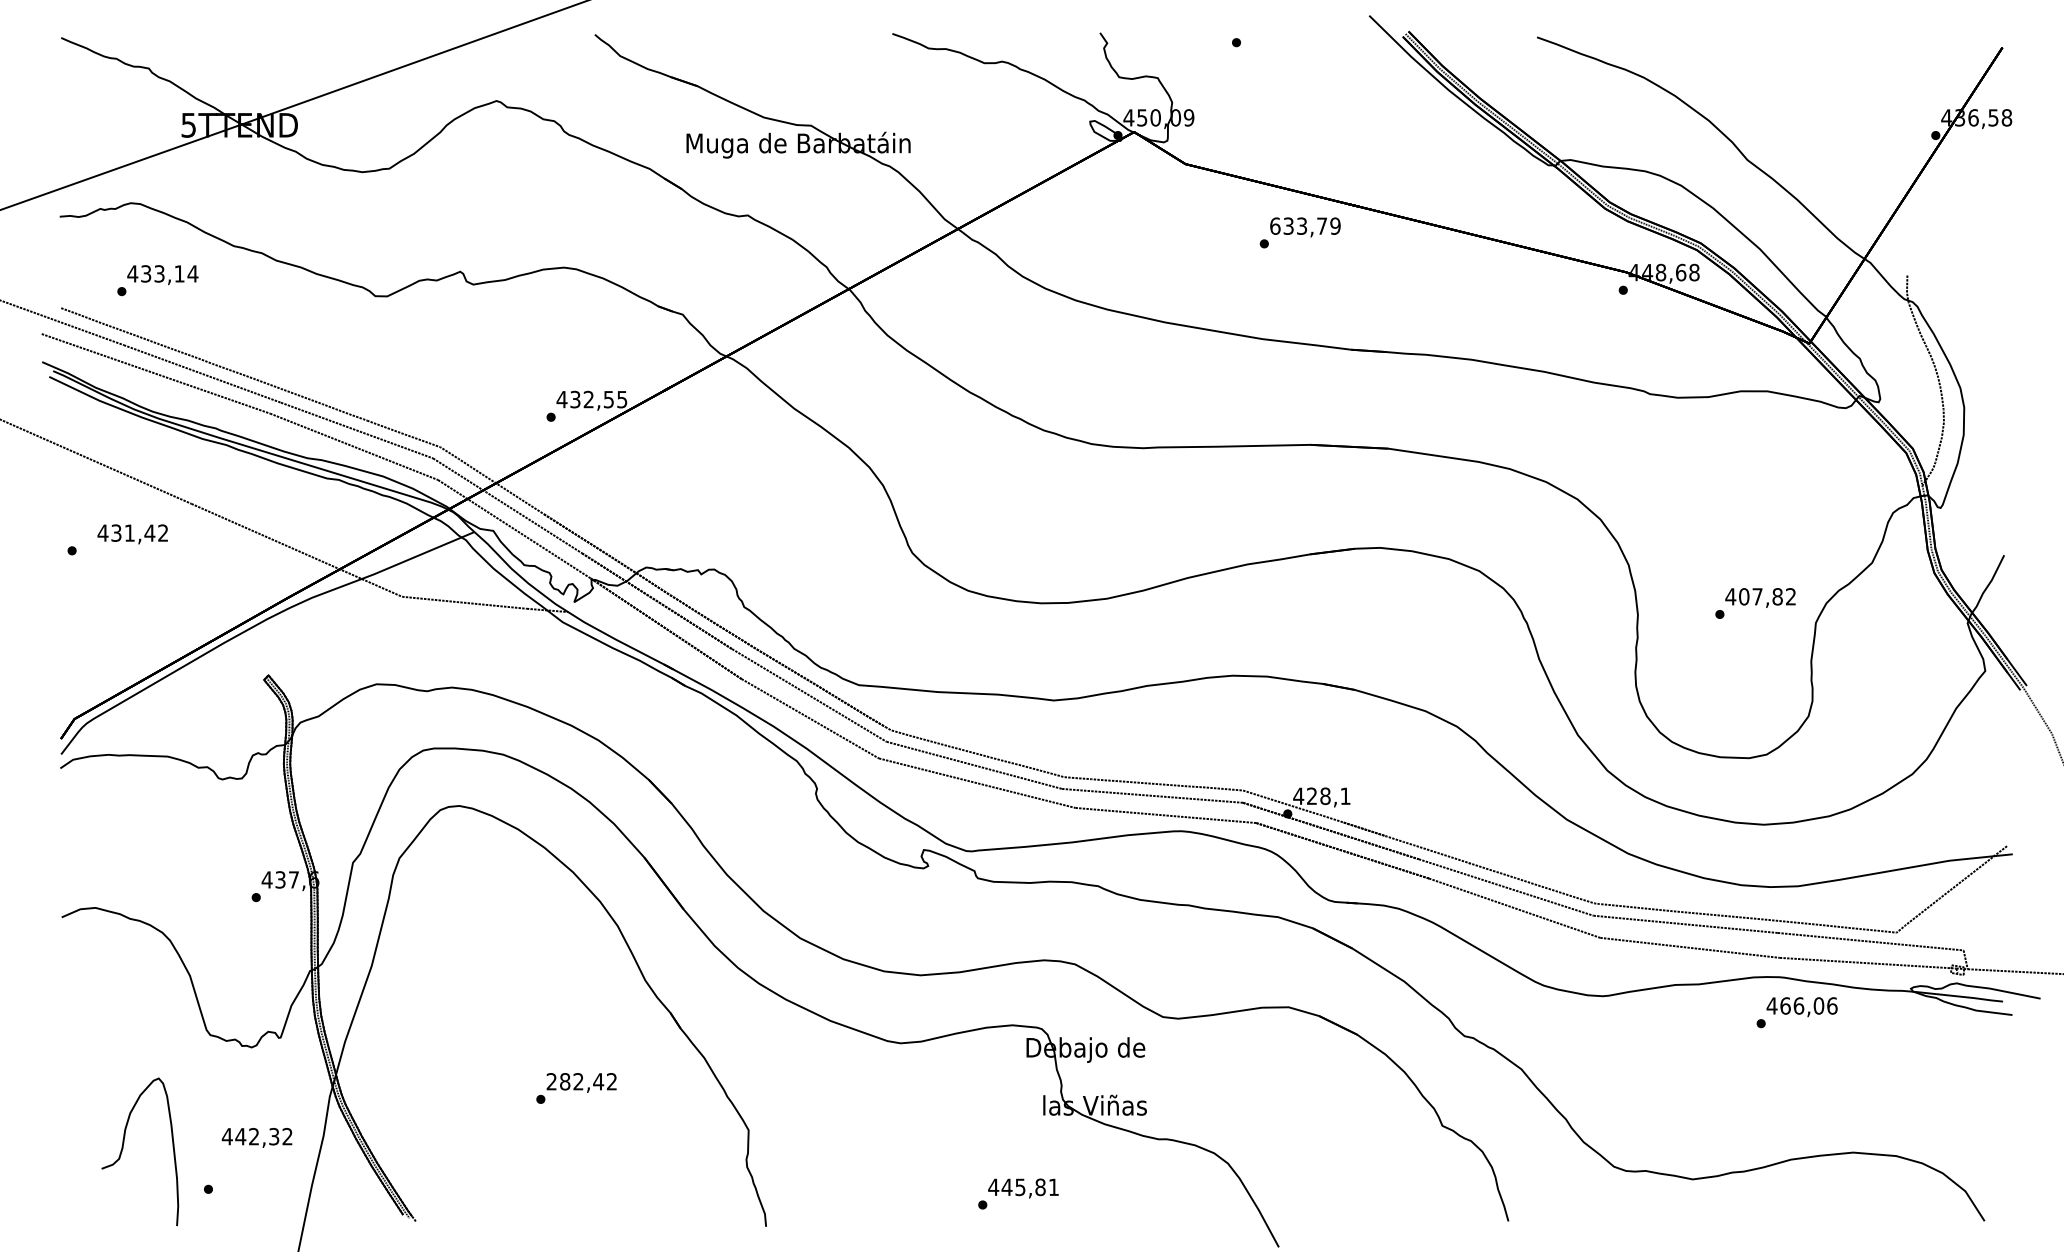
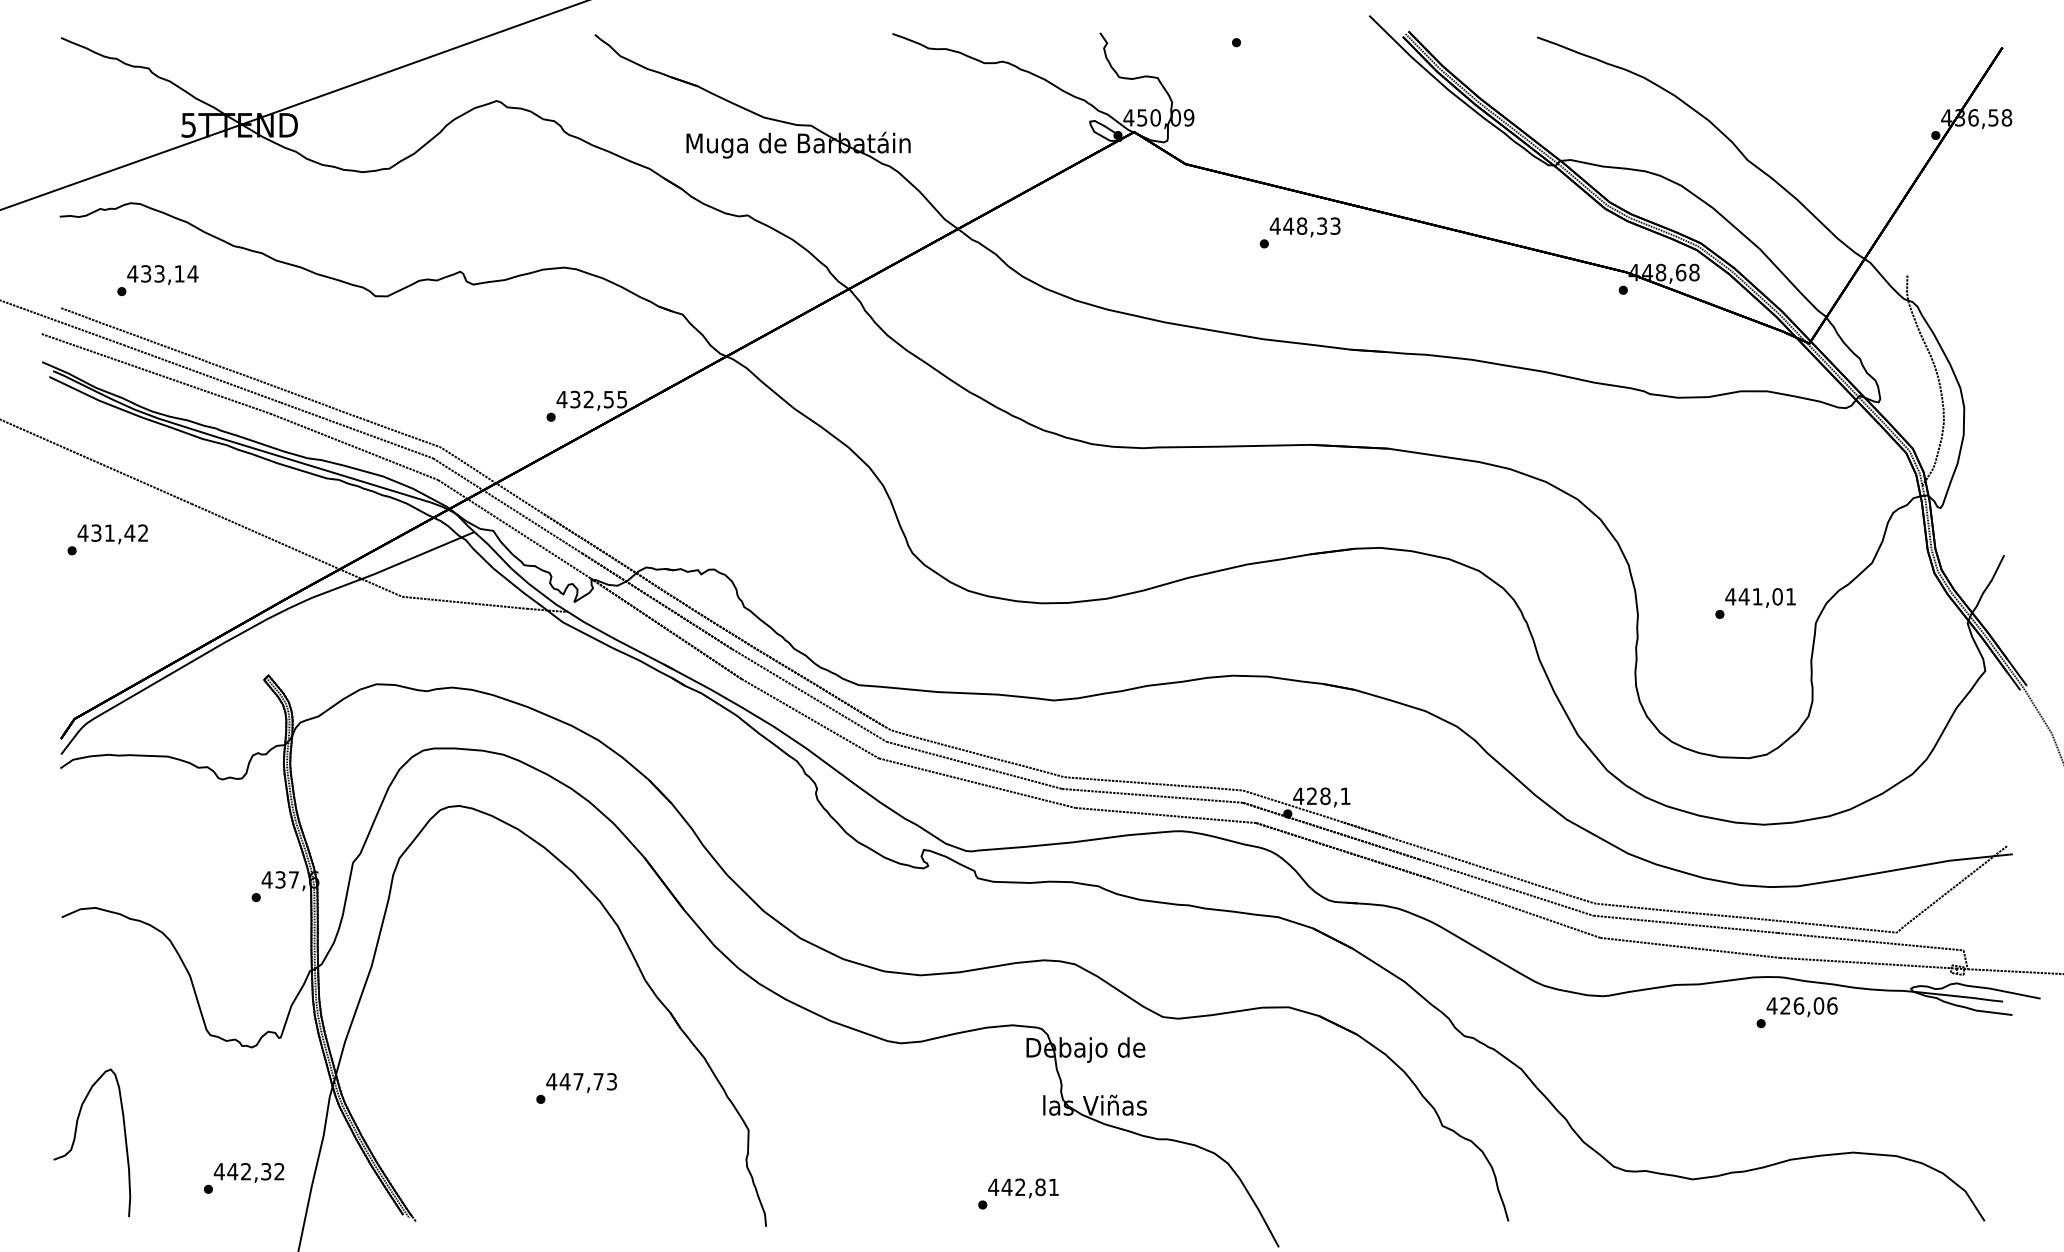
text: 633,79 -> 448,33 (1304, 225)
text position: (132, 534) -> (112, 534) (112, 534)
text: 407,82 -> 441,01 (1766, 596)
text: 466,06 -> 426,06 (1785, 1005)
text: 282,42 -> 447,73 (581, 1081)
text position: (256, 1137) -> (248, 1172) (248, 1172)
curve position: (123, 1148) -> (75, 1139) (75, 1139)
text: 445,81 -> 442,81 (1020, 1187)
